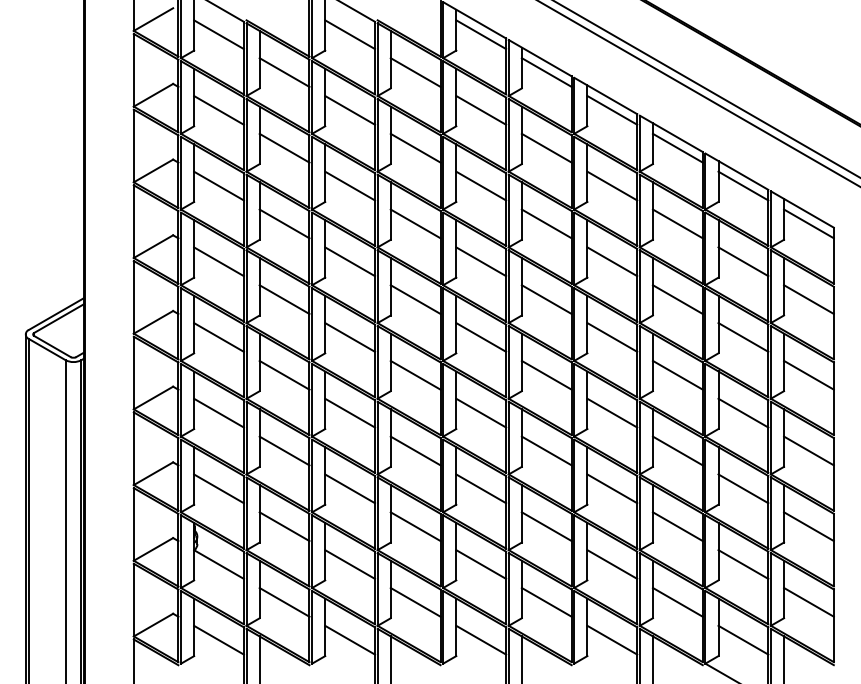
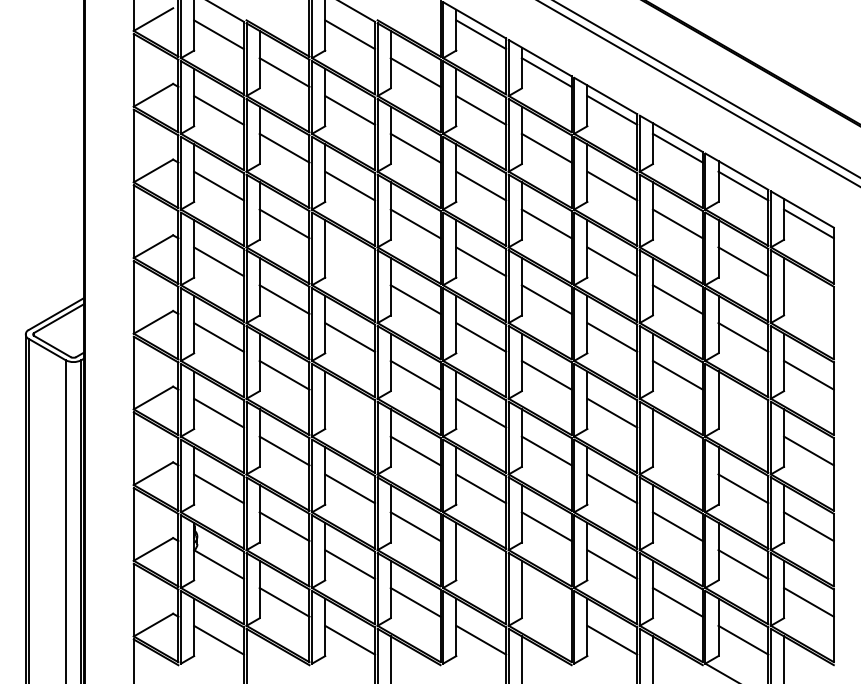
line: present -> none (350, 261)
line: present -> none (808, 299)
line: present -> none (350, 412)
line: present -> none (743, 412)
line: present -> none (677, 450)
line: present -> none (481, 564)
line: present -> none (546, 601)
line: present -> none (259, 658)
